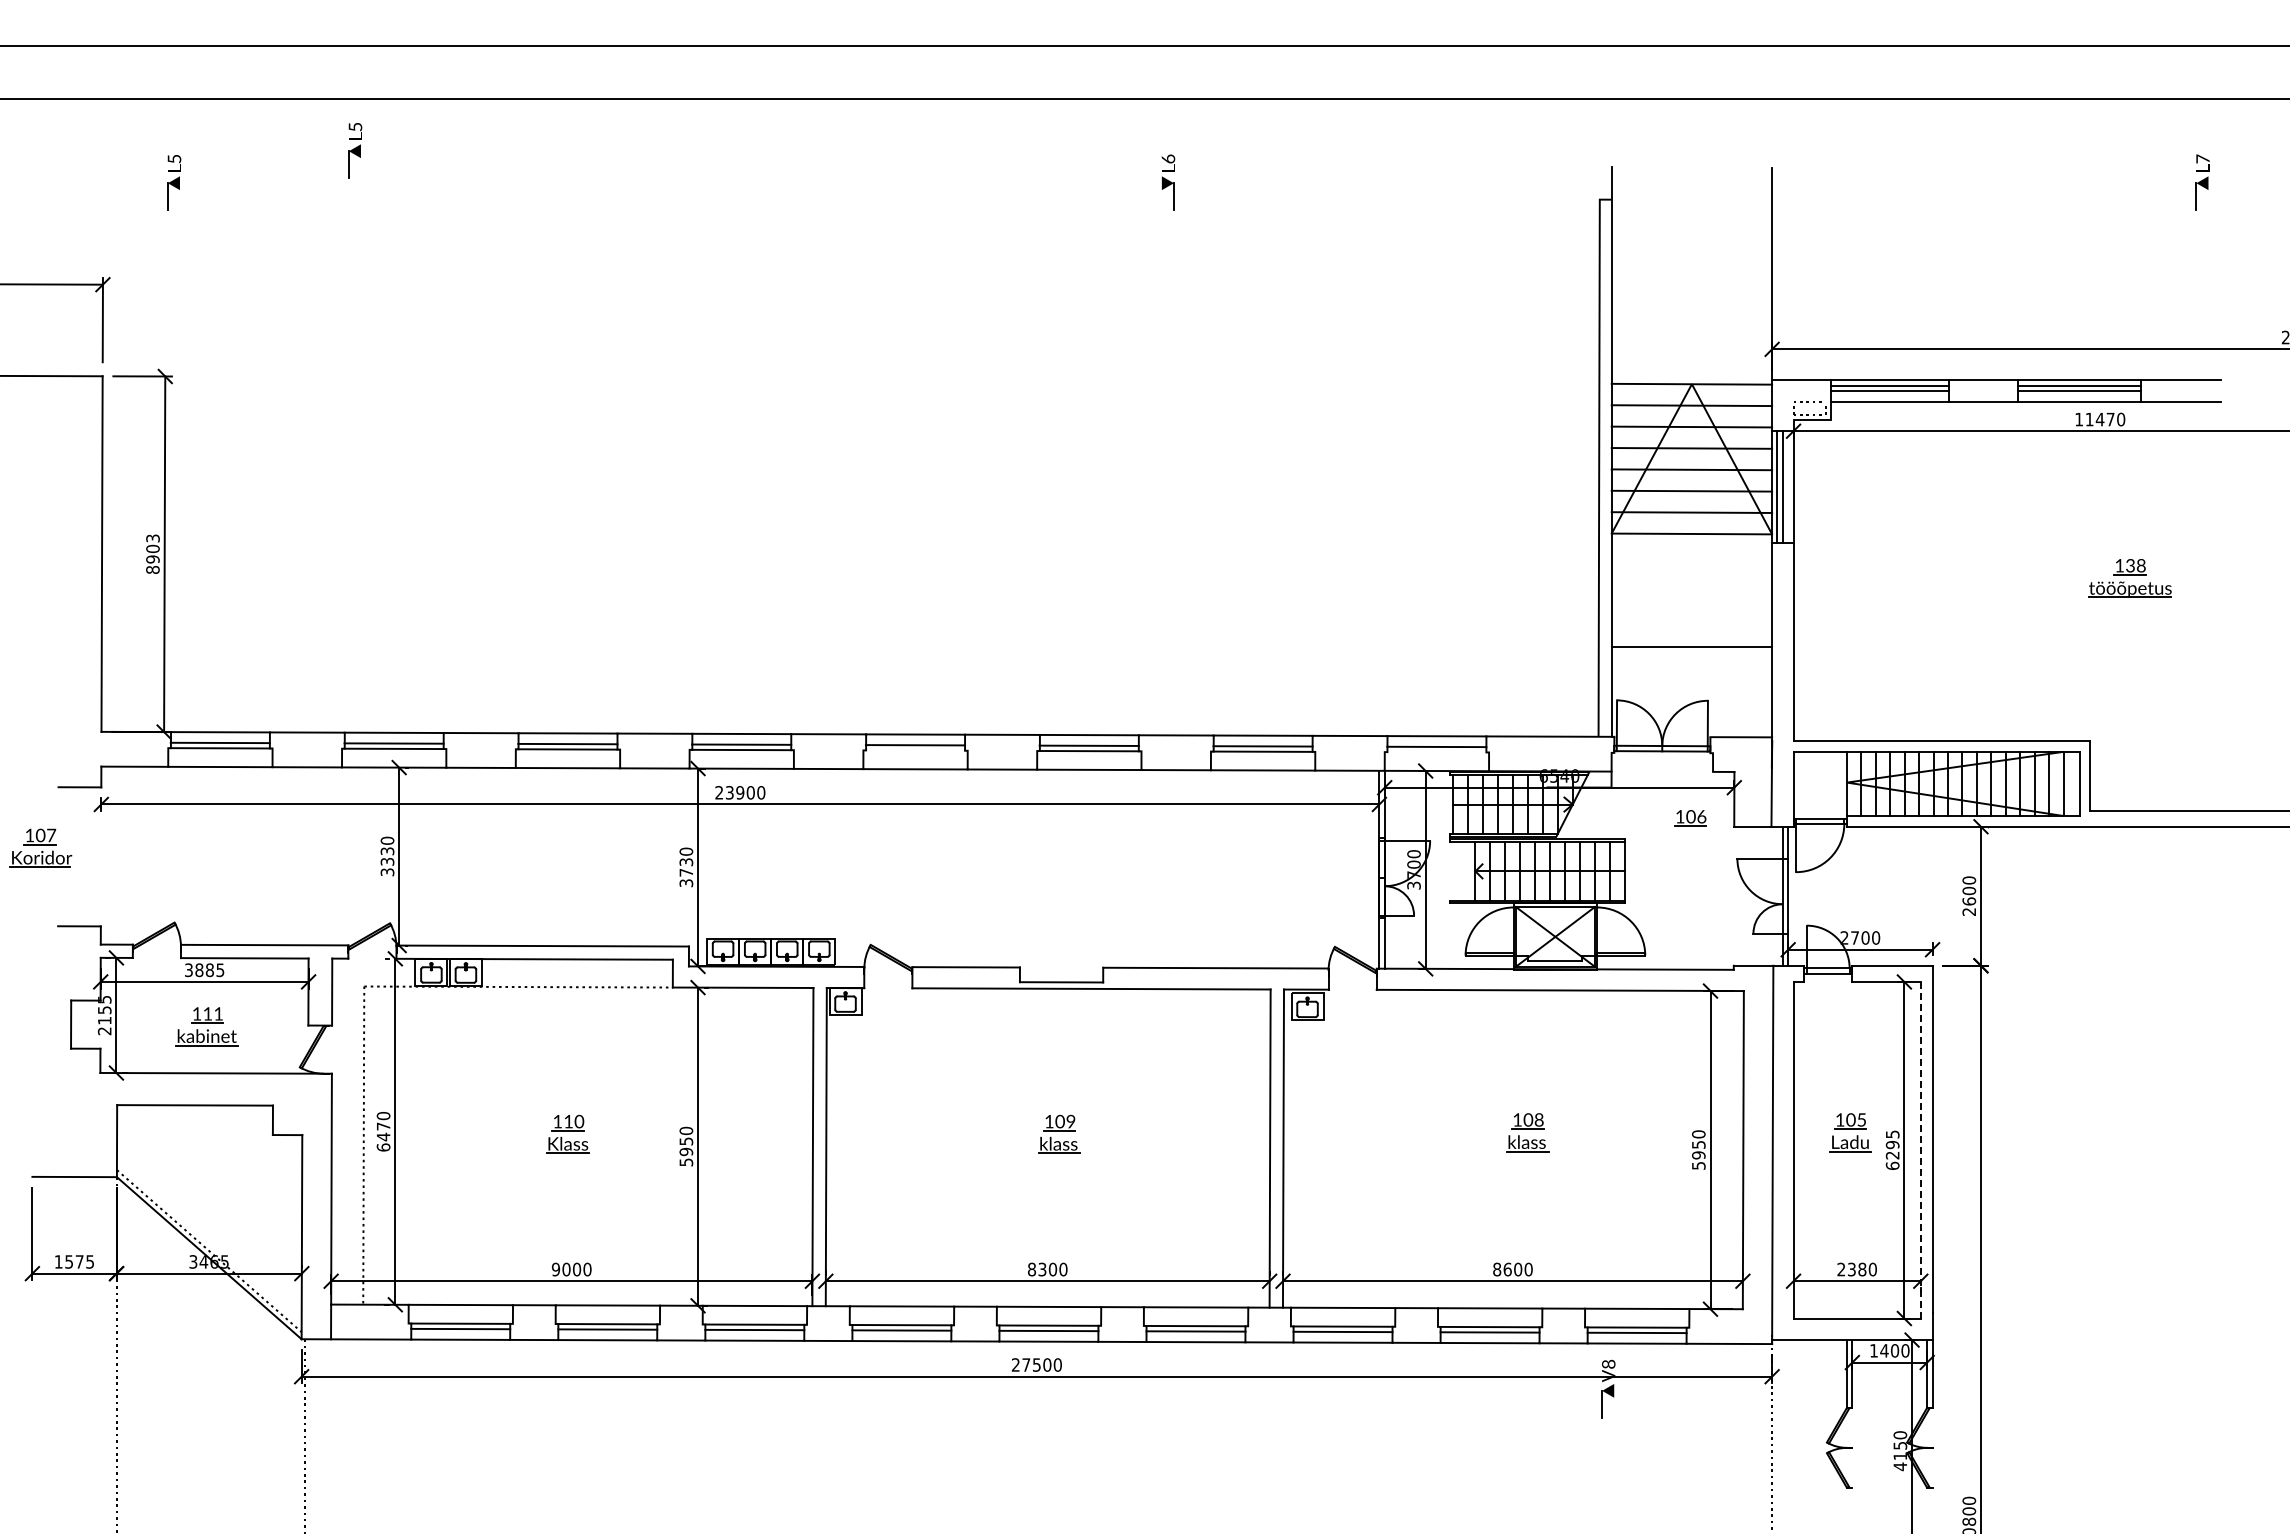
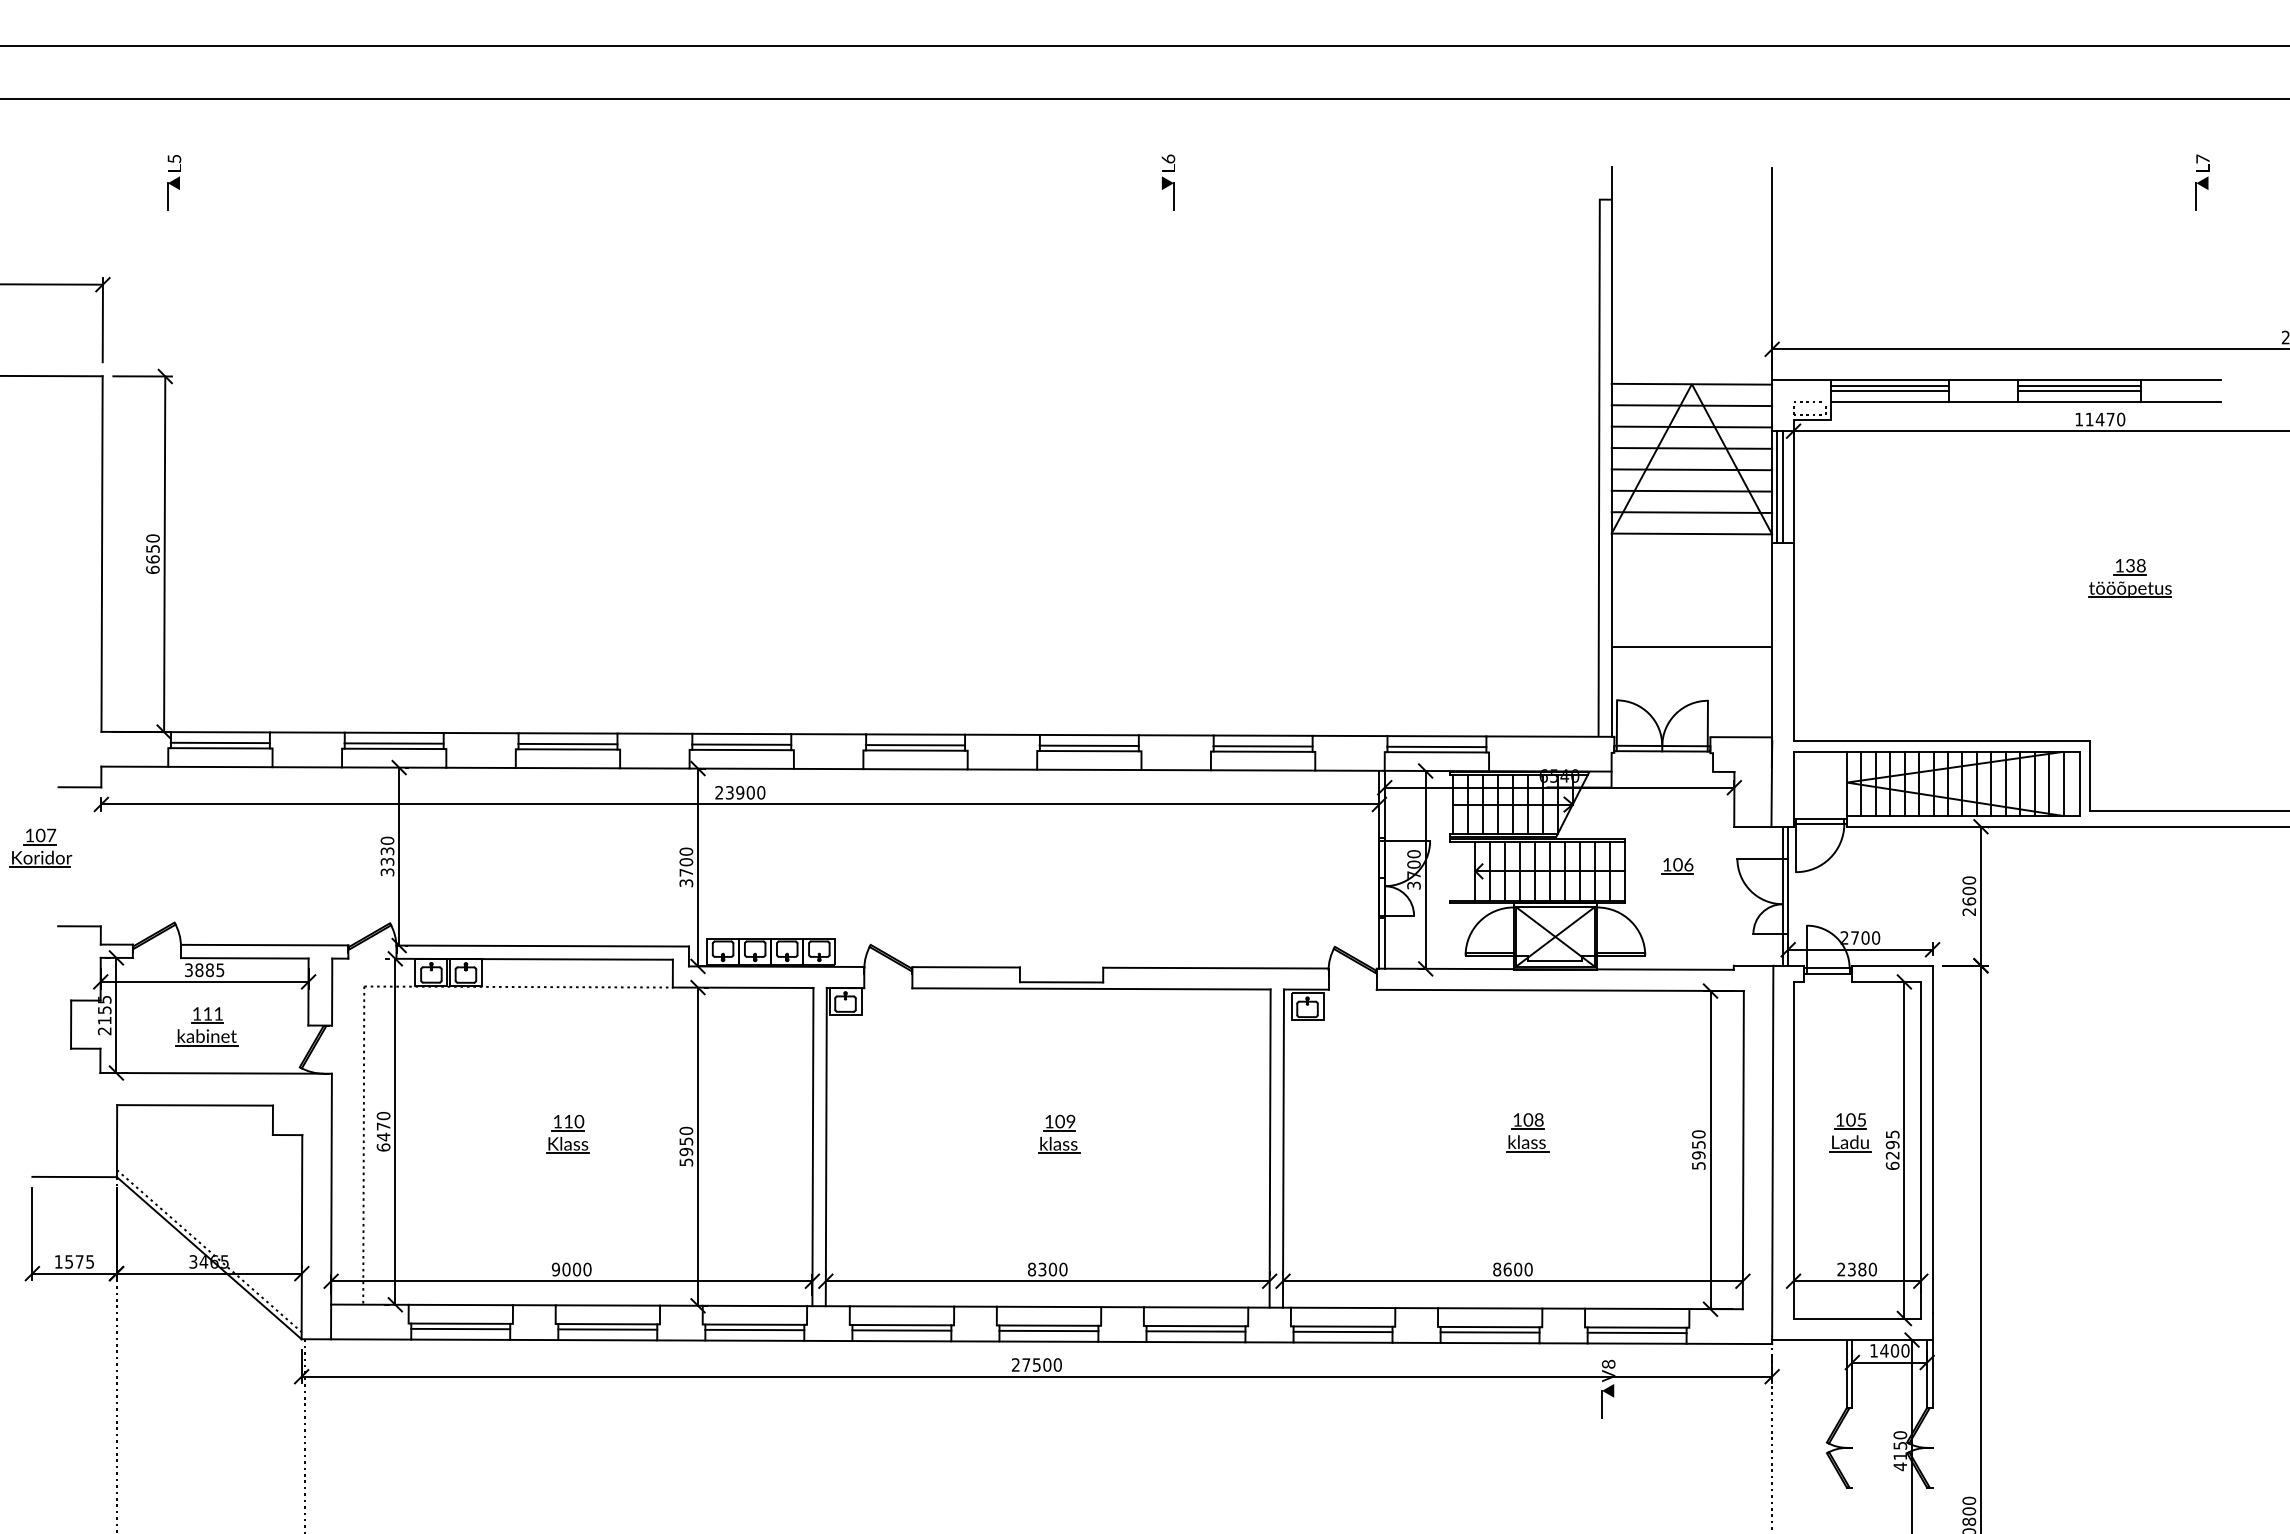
part: present -> none (355, 150)
text: 8903 -> 6650 (152, 553)
line: none -> present (915, 750)
line: none -> present (1436, 752)
part position: (1690, 818) -> (1677, 866) (1677, 866)
text: 3730 -> 3700 (686, 862)
line: dashed -> solid (1920, 1149)
